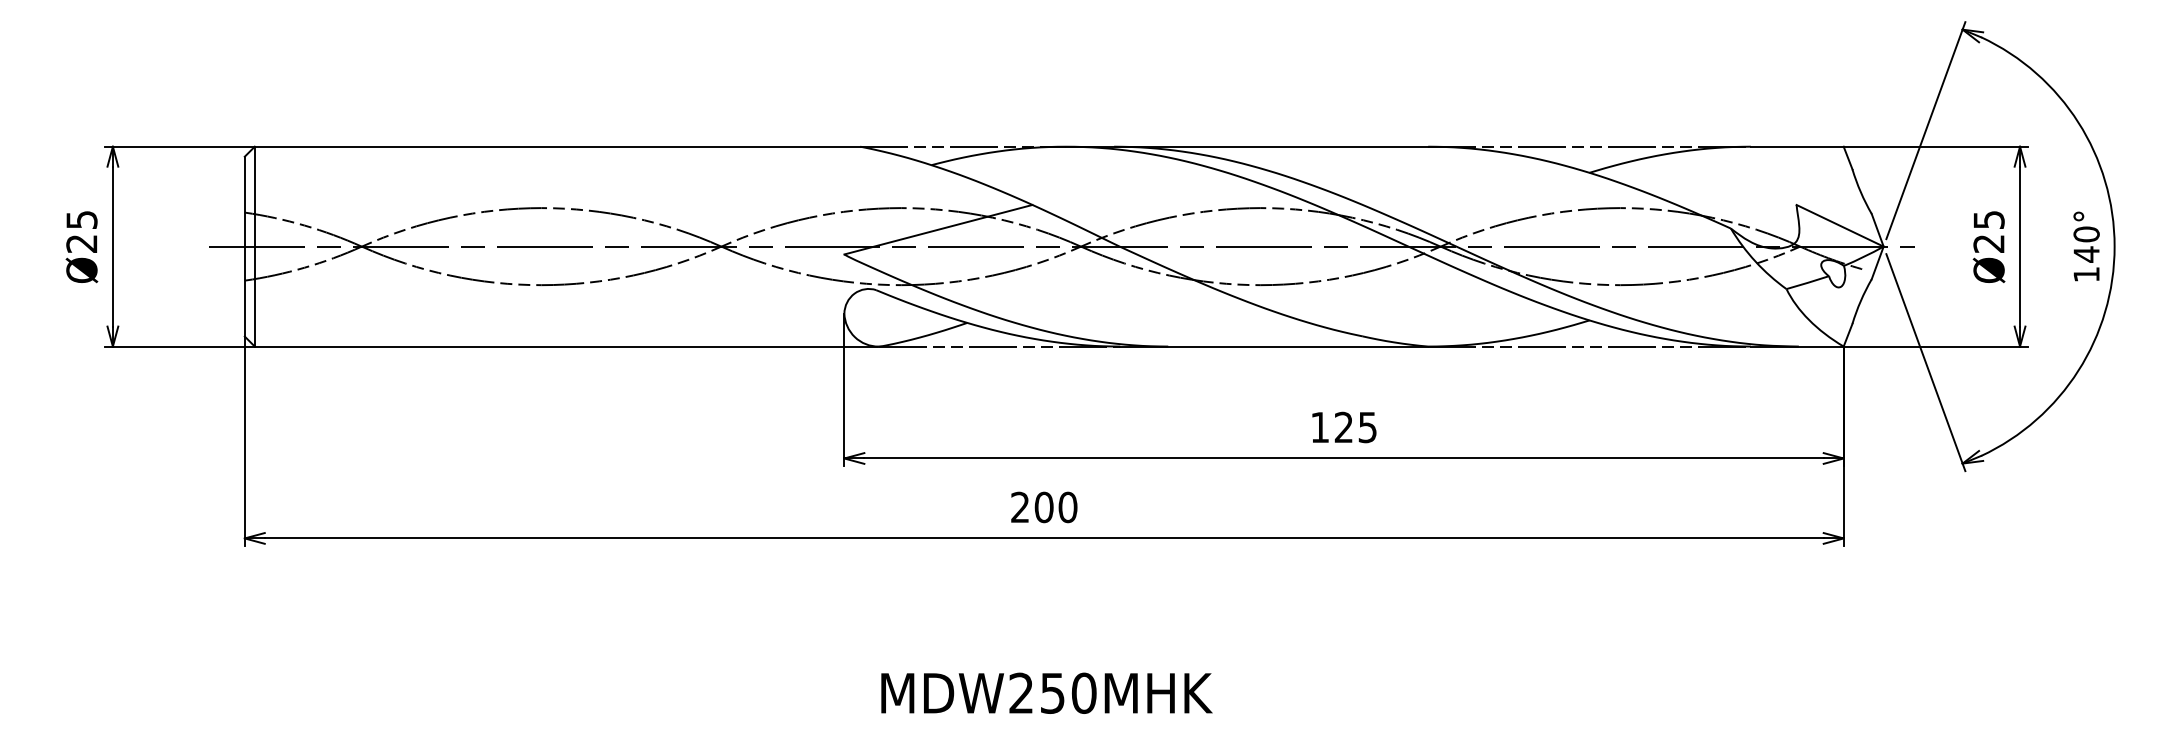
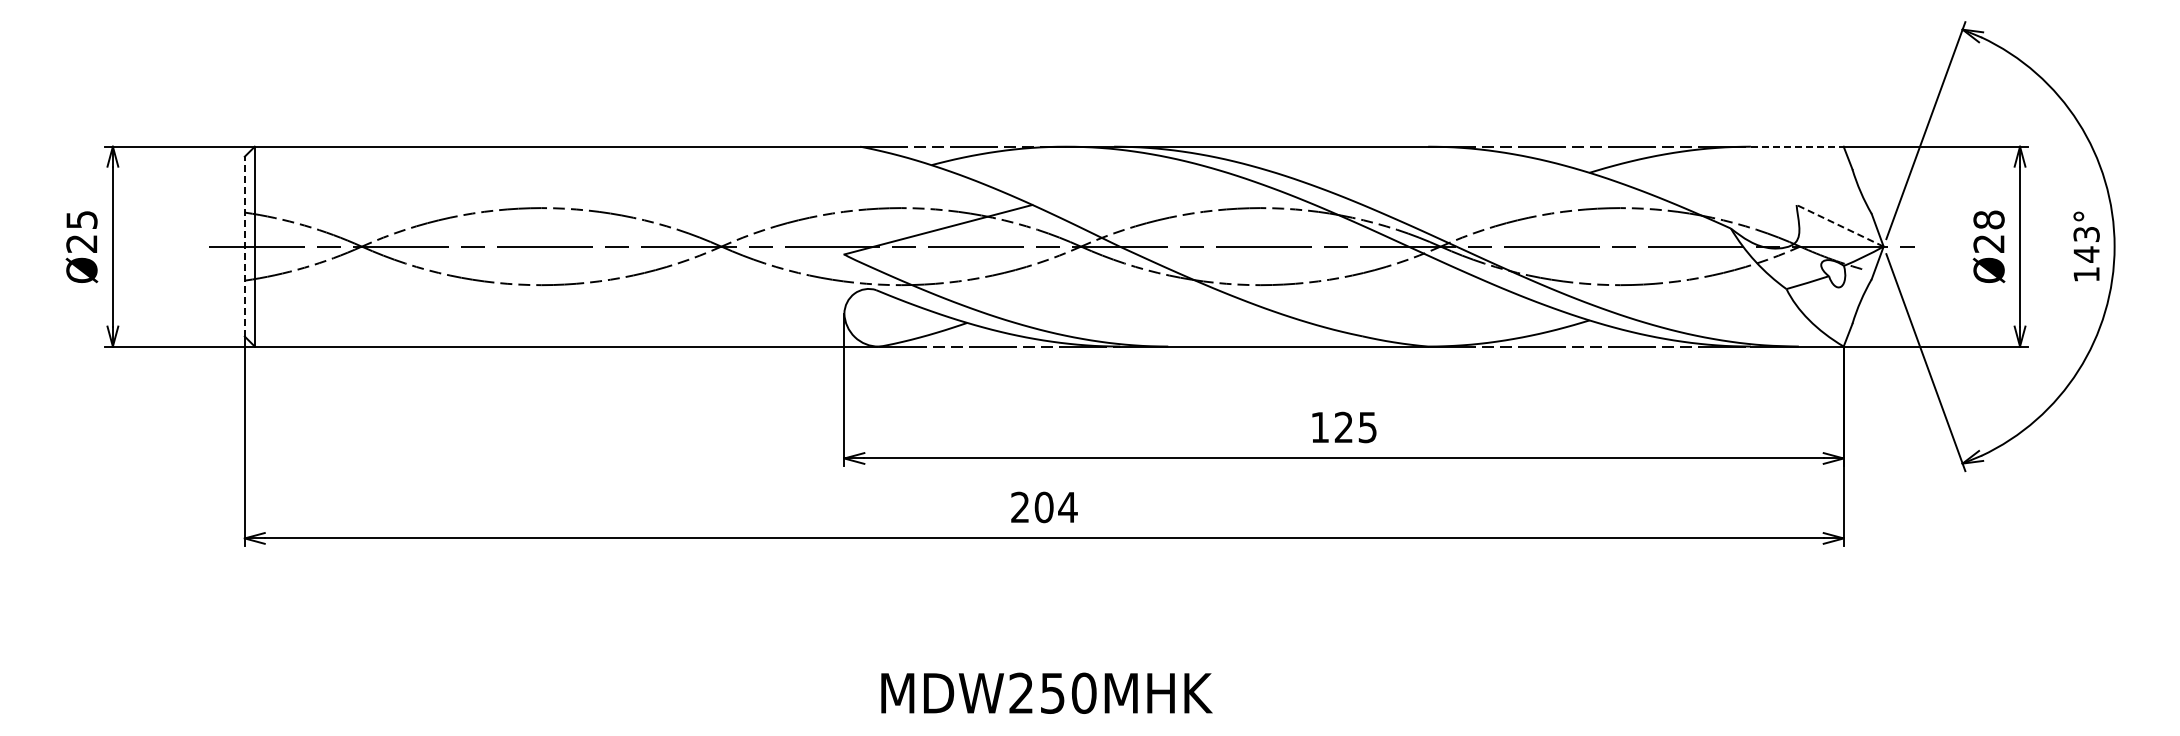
line: solid -> dashed (1797, 146)
text: Ø25 -> Ø28 (1988, 219)
line: solid -> dashed (1839, 225)
text: 140° -> 143° (2086, 234)
line: solid -> dashed (244, 246)
text: 200 -> 204 (1067, 507)
